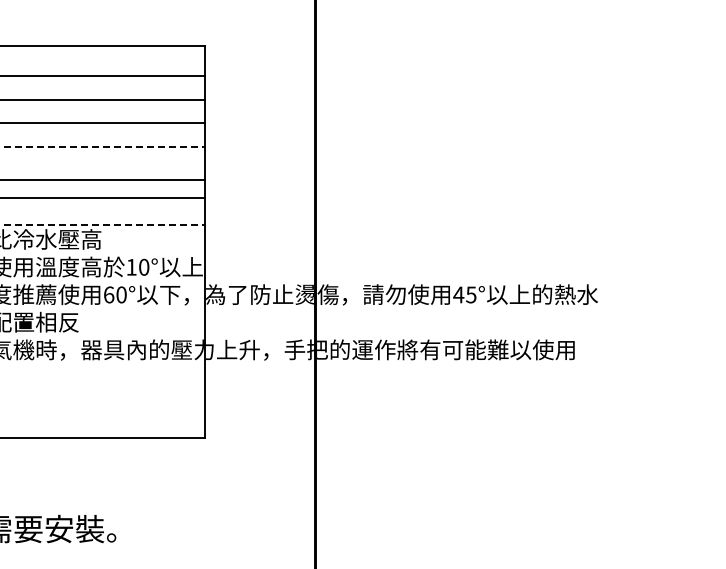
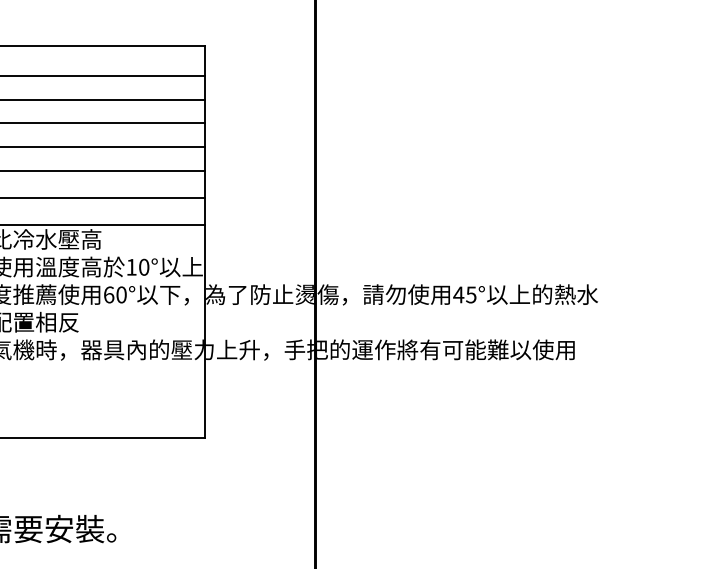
line: dashed -> solid (103, 147)
line position: (103, 179) -> (103, 170) (103, 170)
line: dashed -> solid (103, 224)
